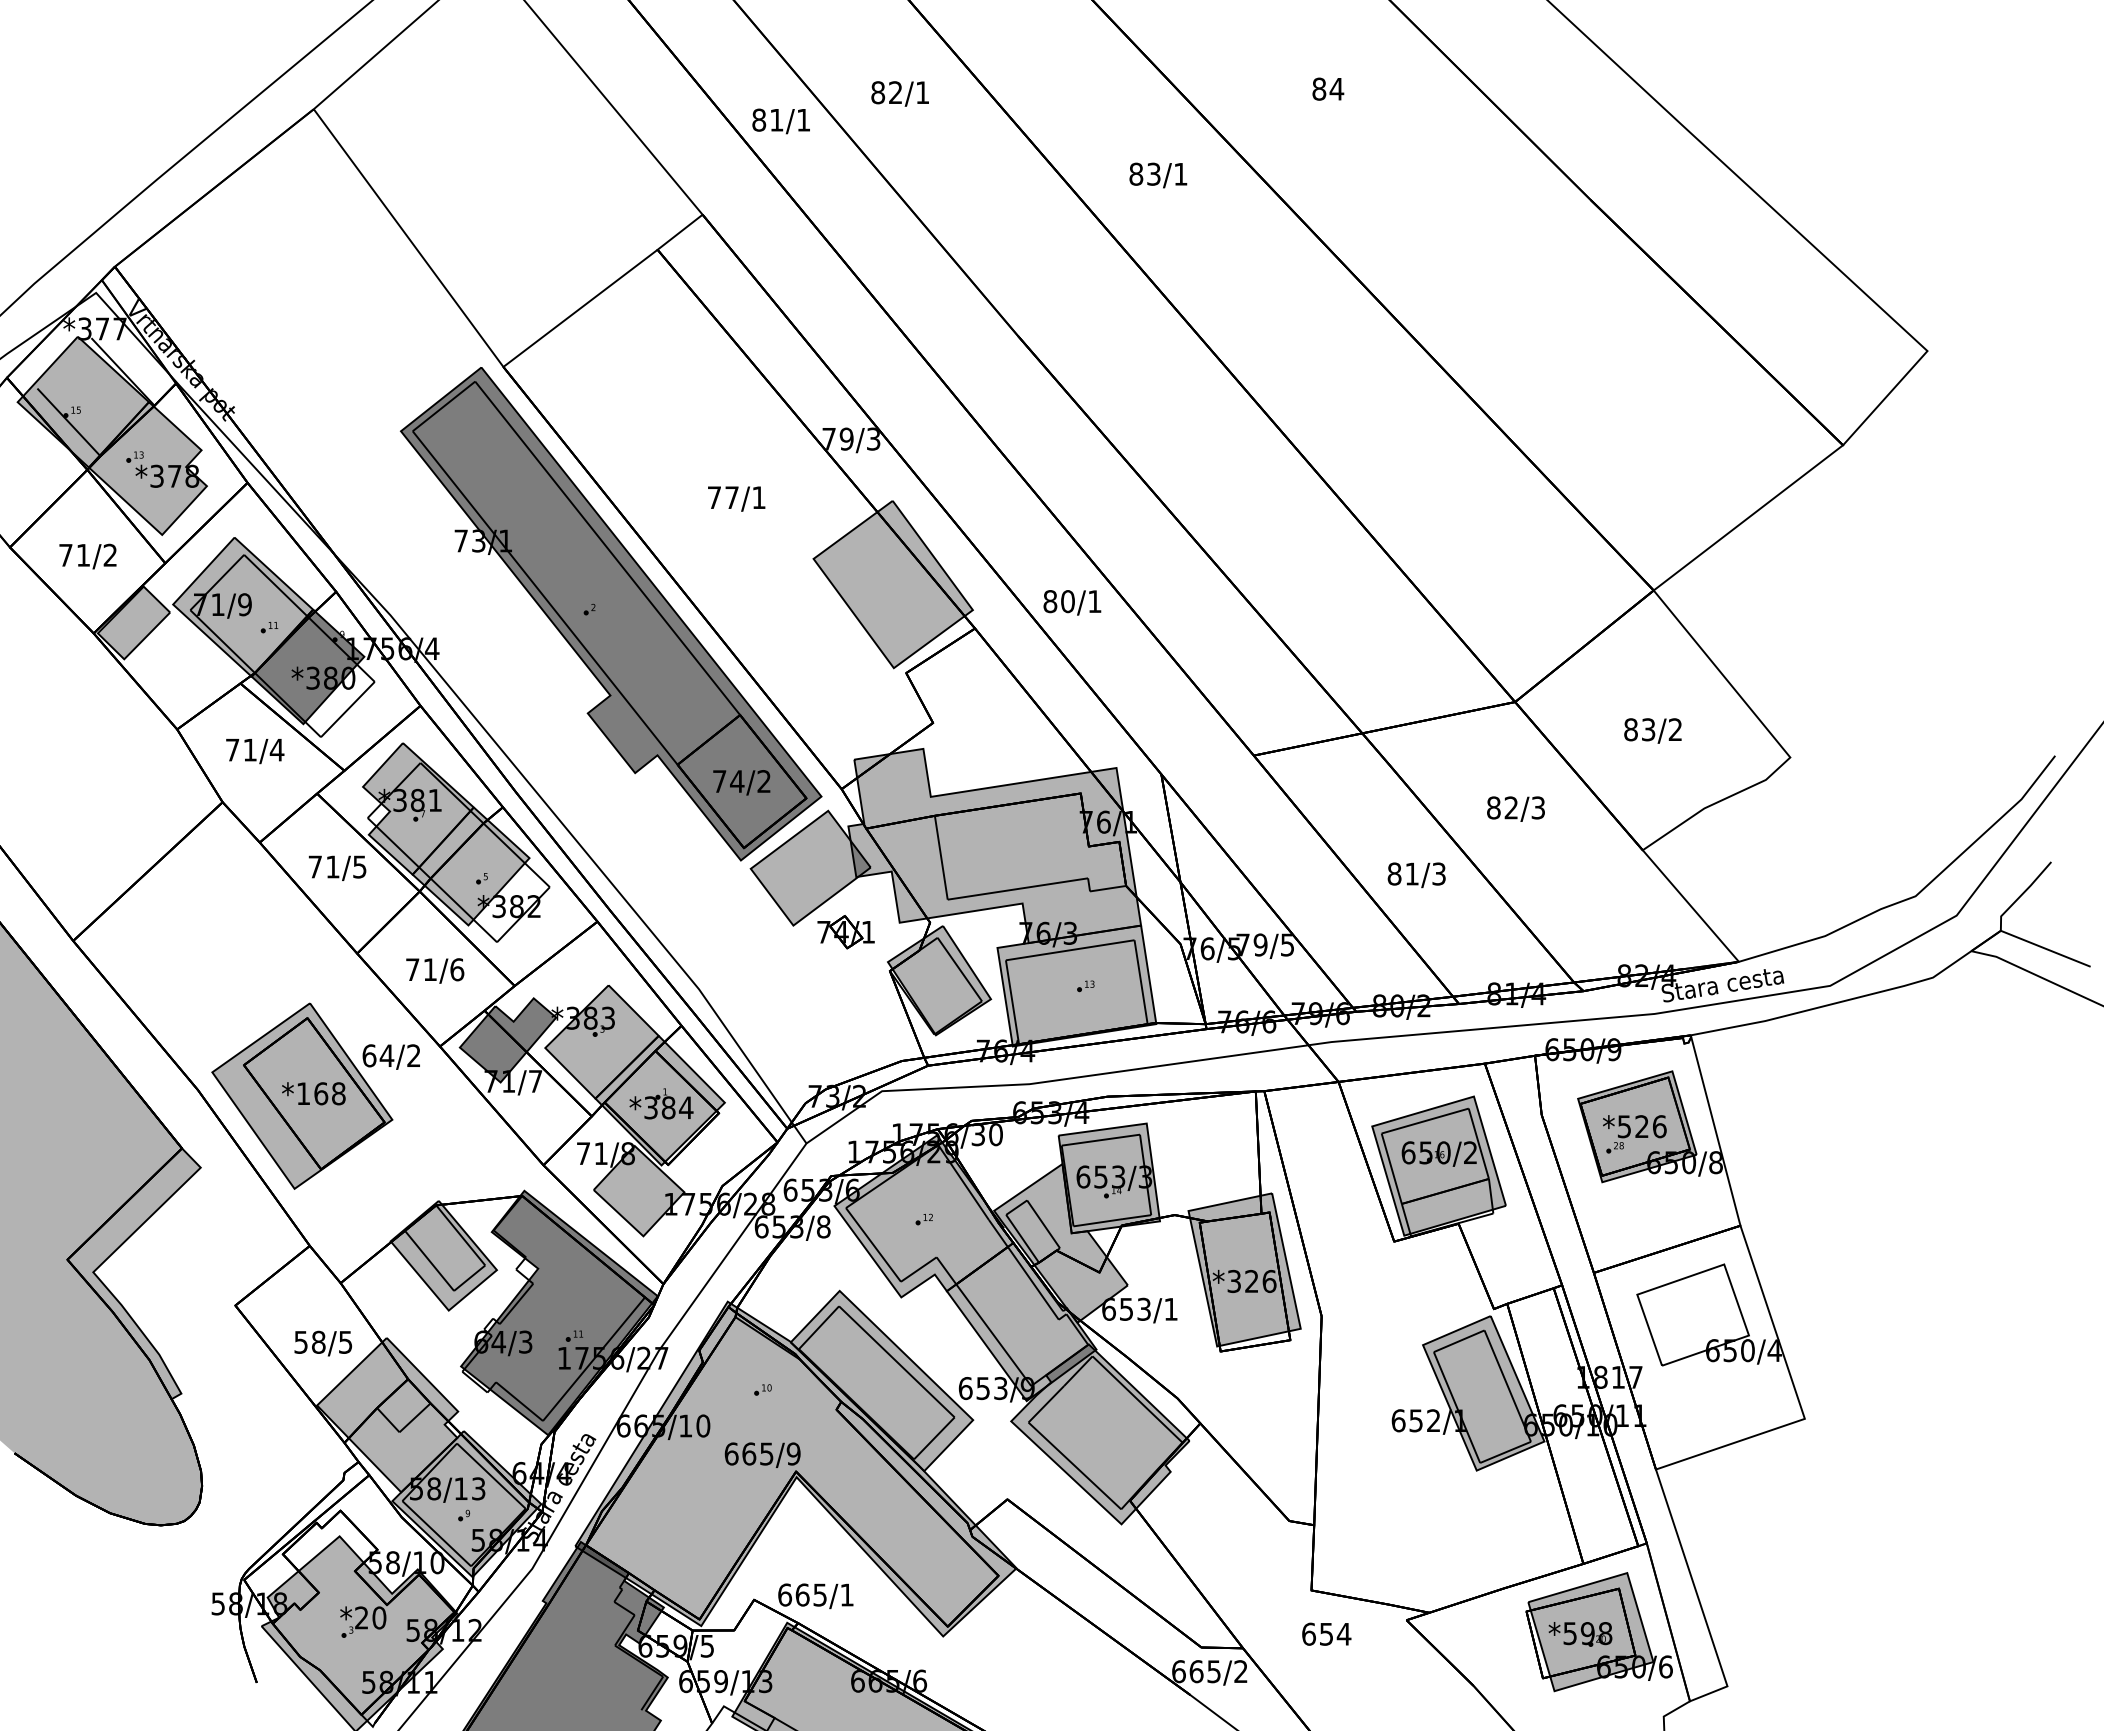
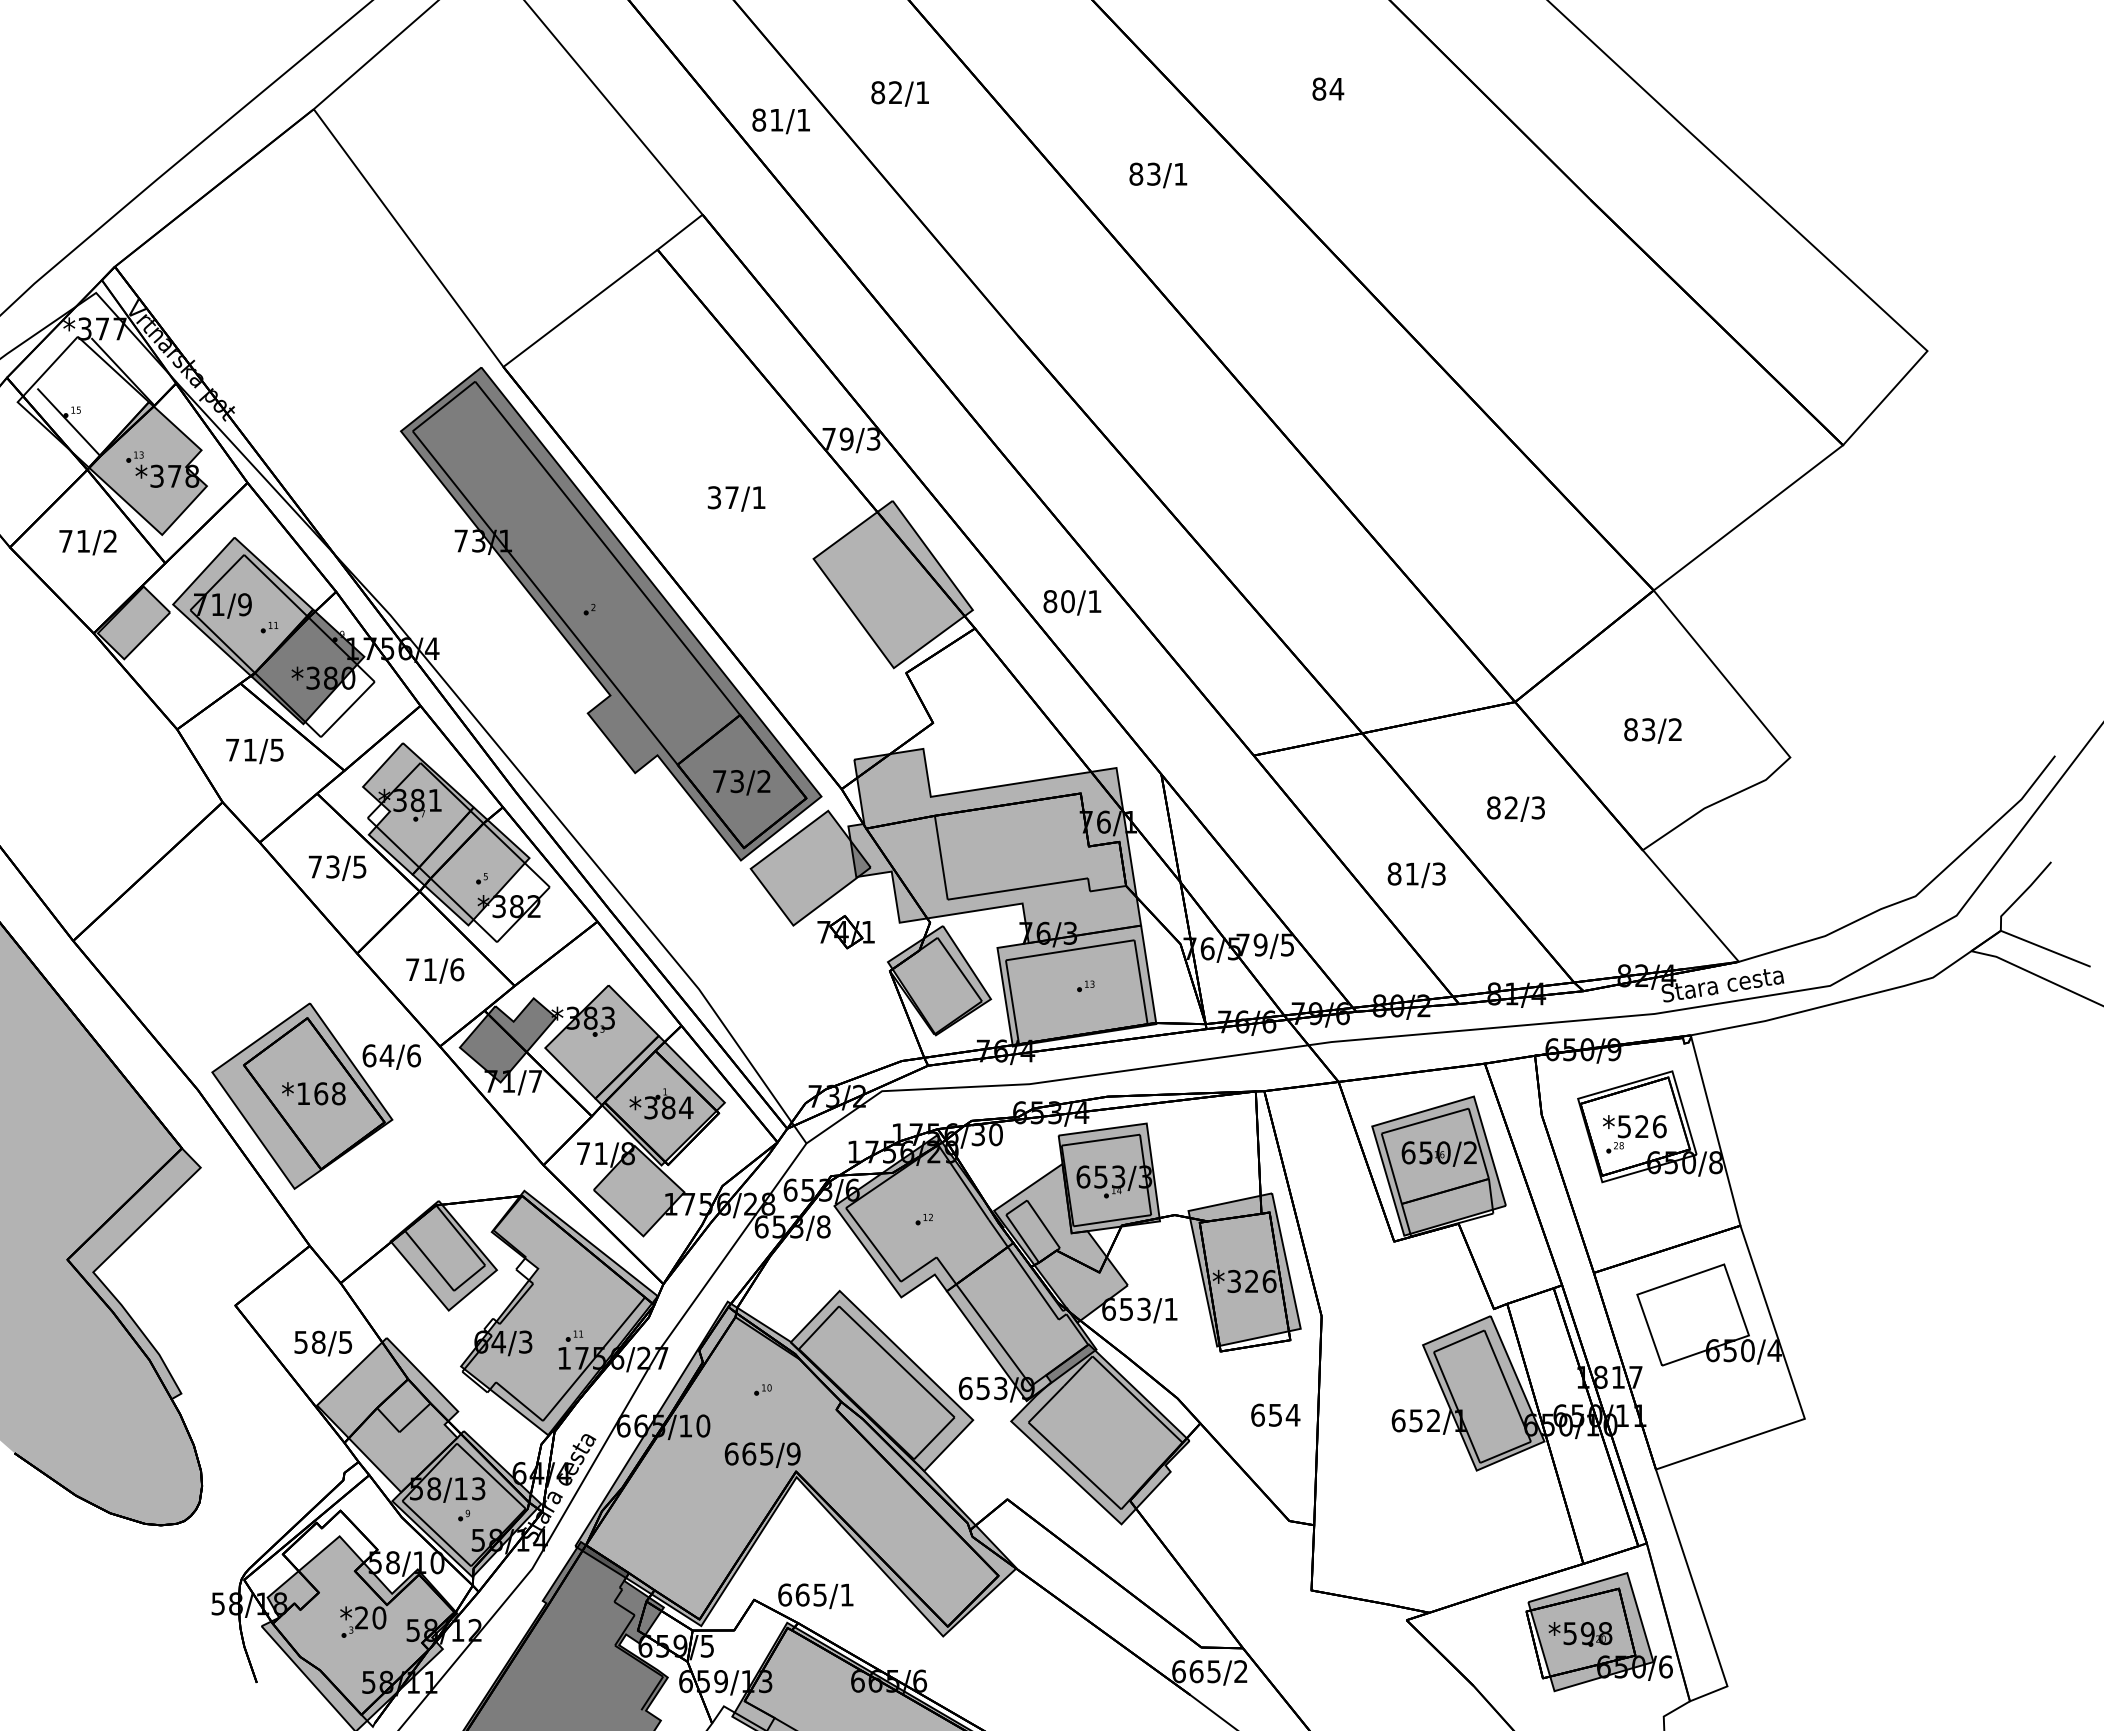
fill: present -> none (83, 401)
text: 77/1 -> 37/1 (714, 497)
text position: (87, 556) -> (87, 542) (87, 542)
text: 71/4 -> 71/5 (276, 749)
text: 74/2 -> 73/2 (737, 781)
text: 71/5 -> 73/5 (332, 866)
text: 64/2 -> 64/6 (413, 1055)
fill: present -> none (1637, 1126)
fill: present -> none (559, 1312)
text position: (1326, 1633) -> (1275, 1414) (1275, 1414)
